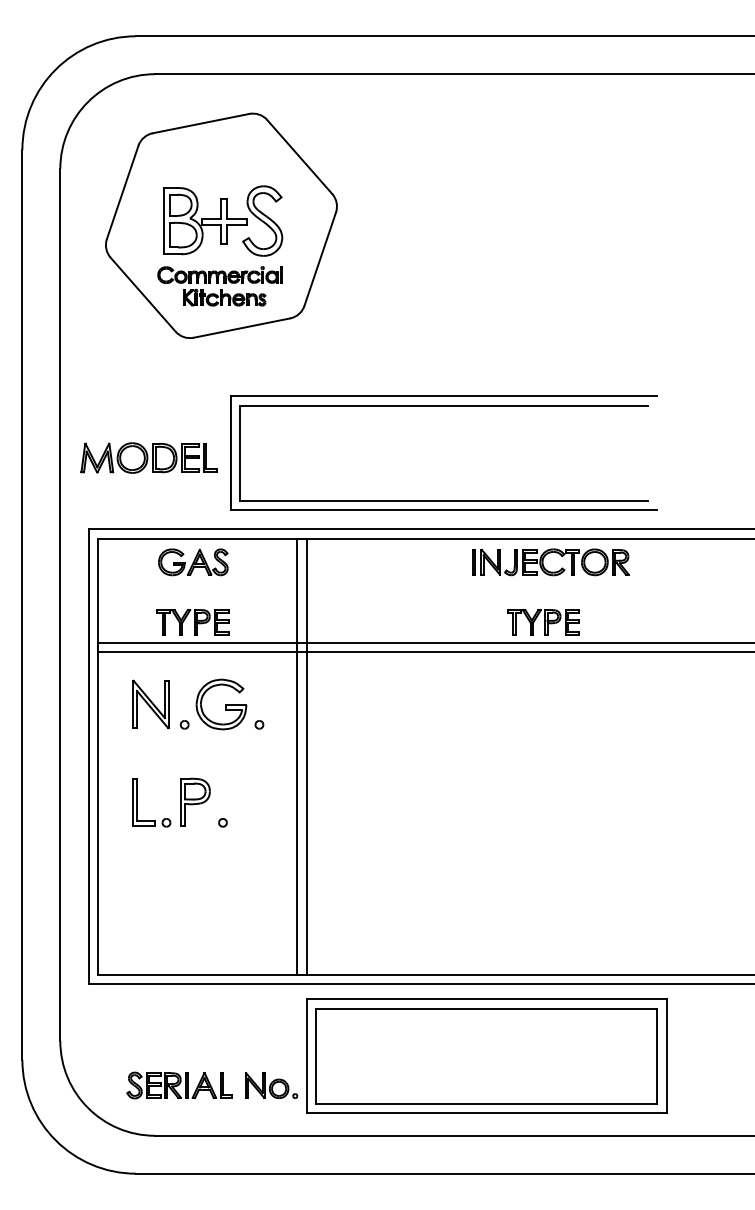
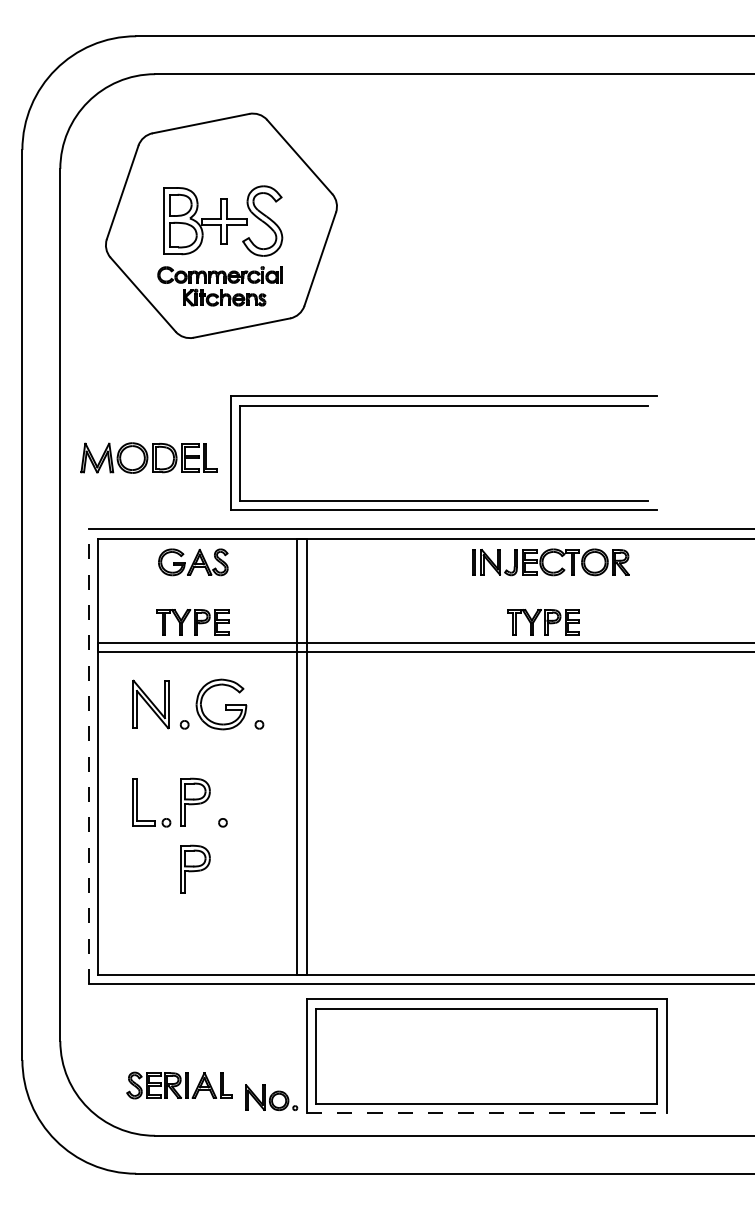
line: solid -> dashed (88, 756)
part: none -> present (195, 868)
part position: (271, 1085) -> (271, 1097) (271, 1097)
line: solid -> dashed (487, 1113)
